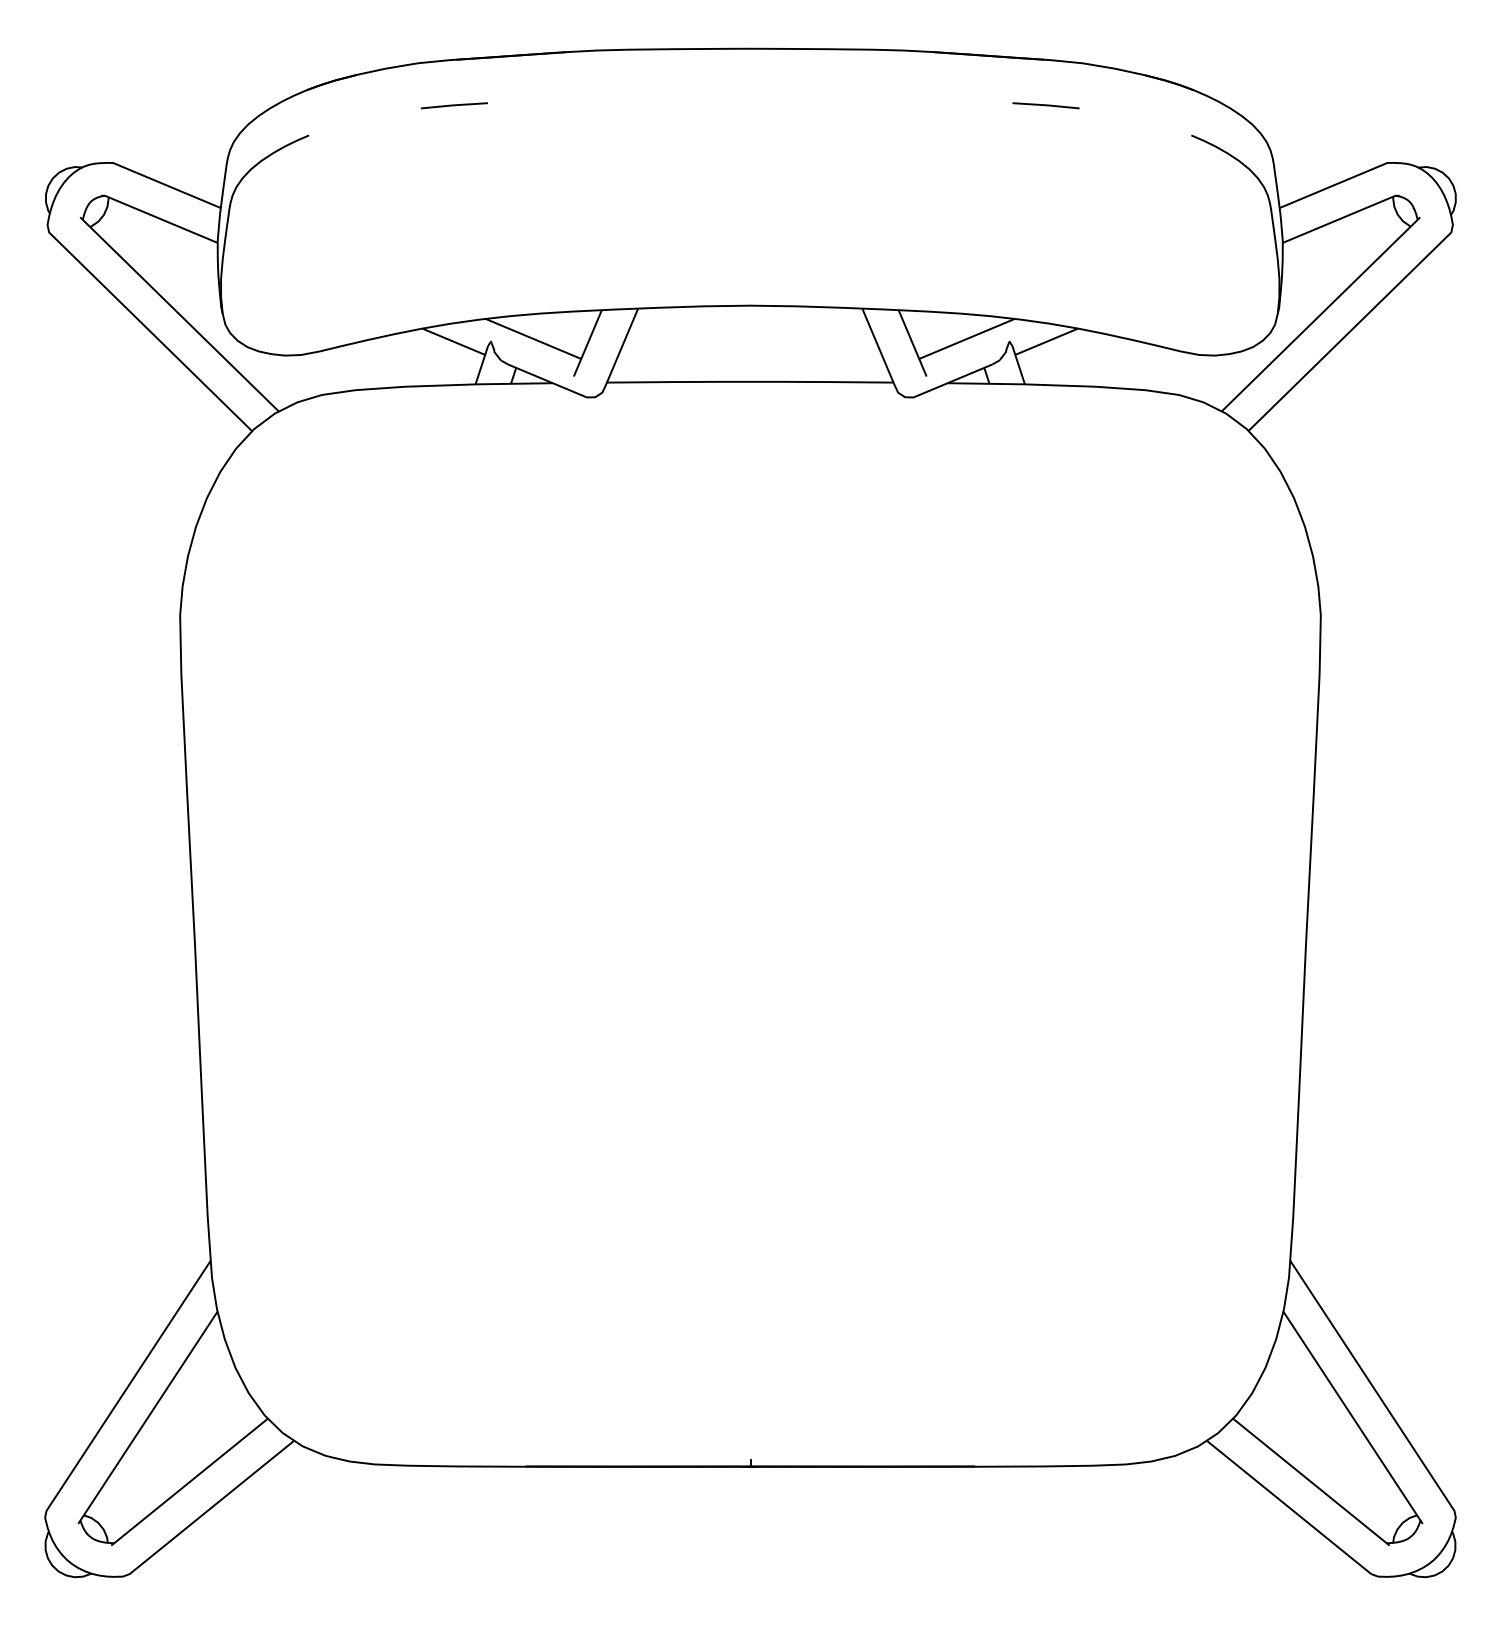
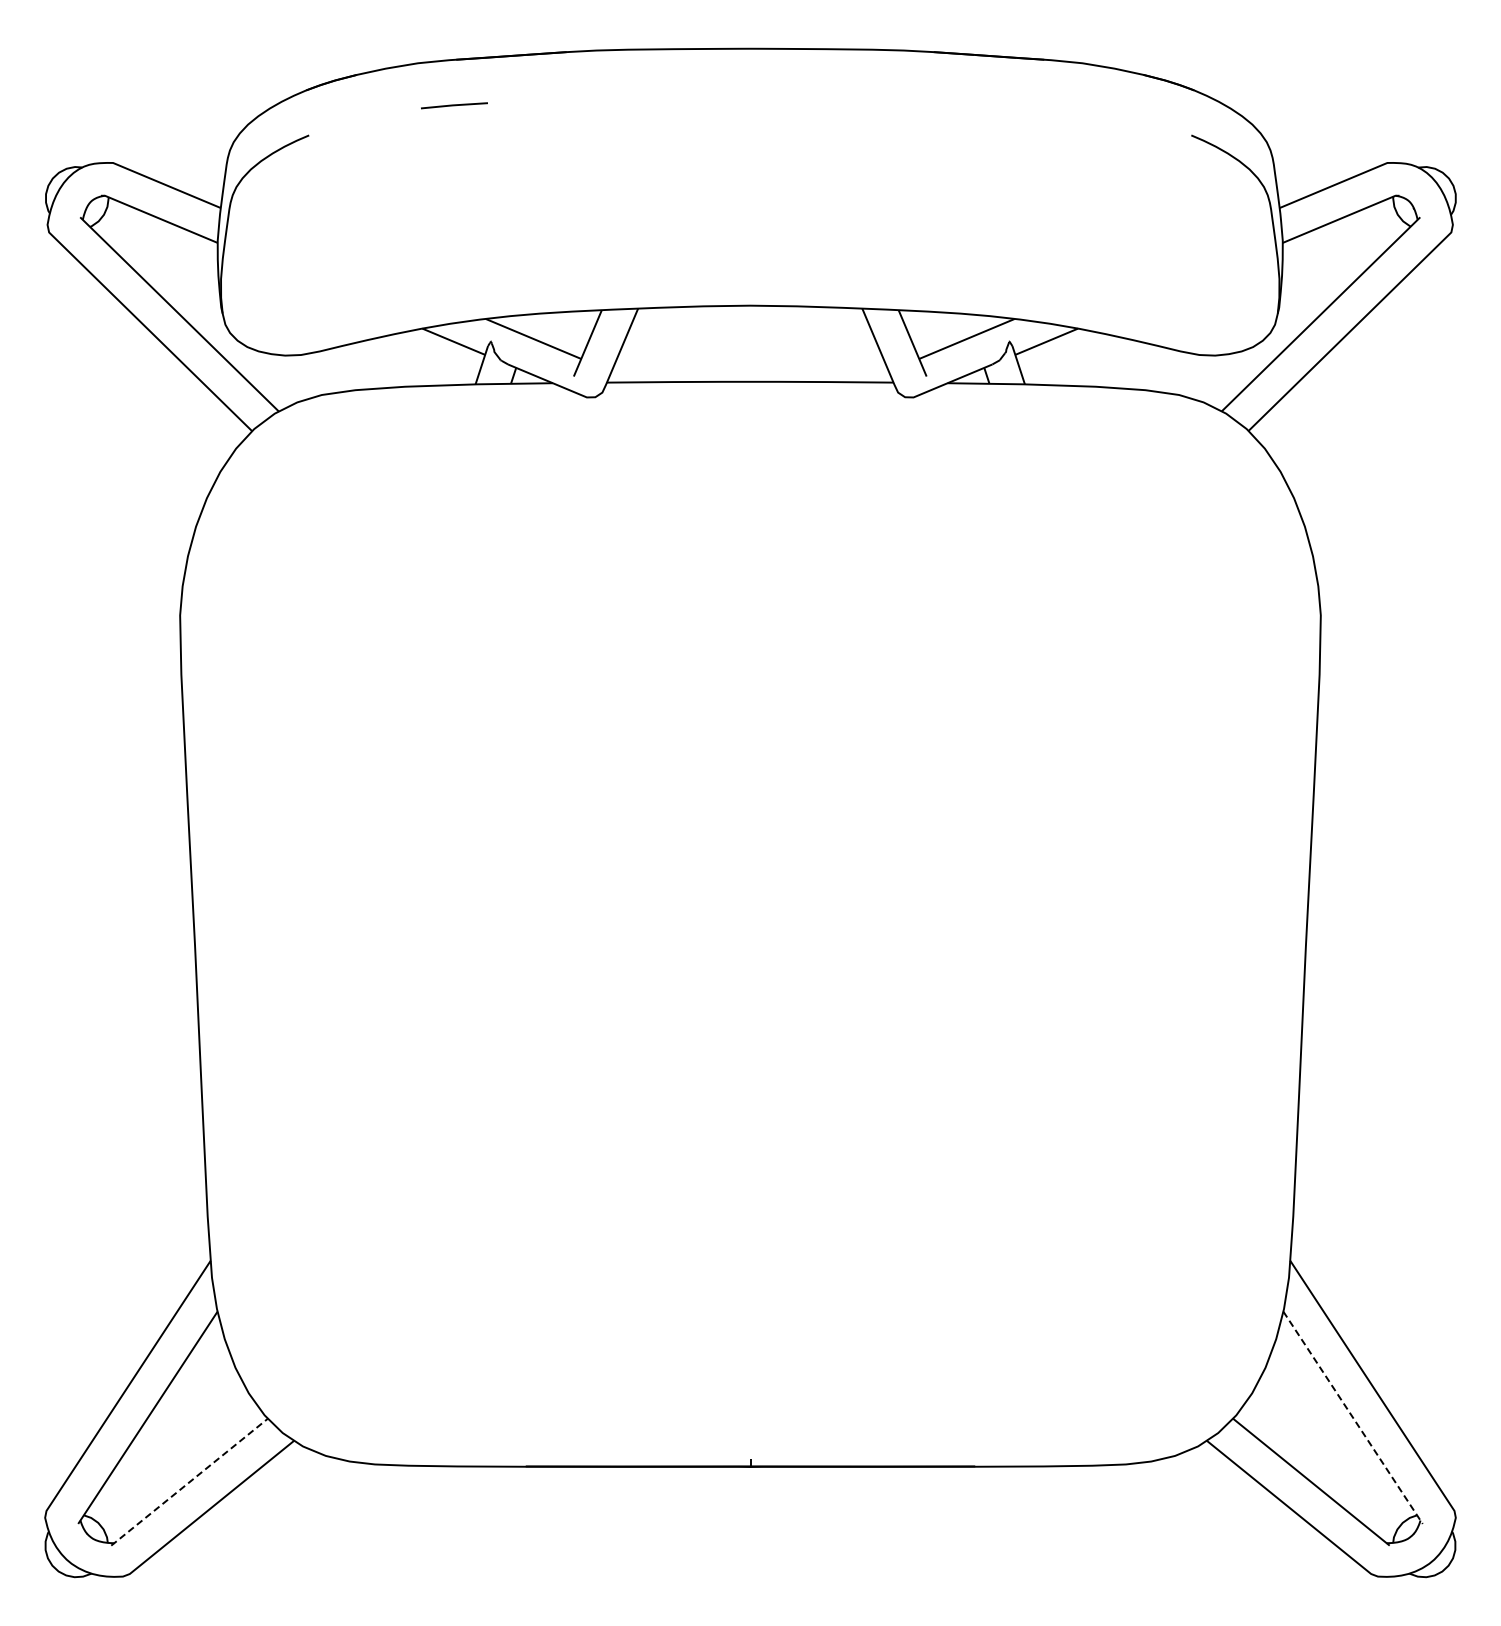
line: present -> none (1045, 105)
line: solid -> dashed (1353, 1418)
line: solid -> dashed (189, 1482)
